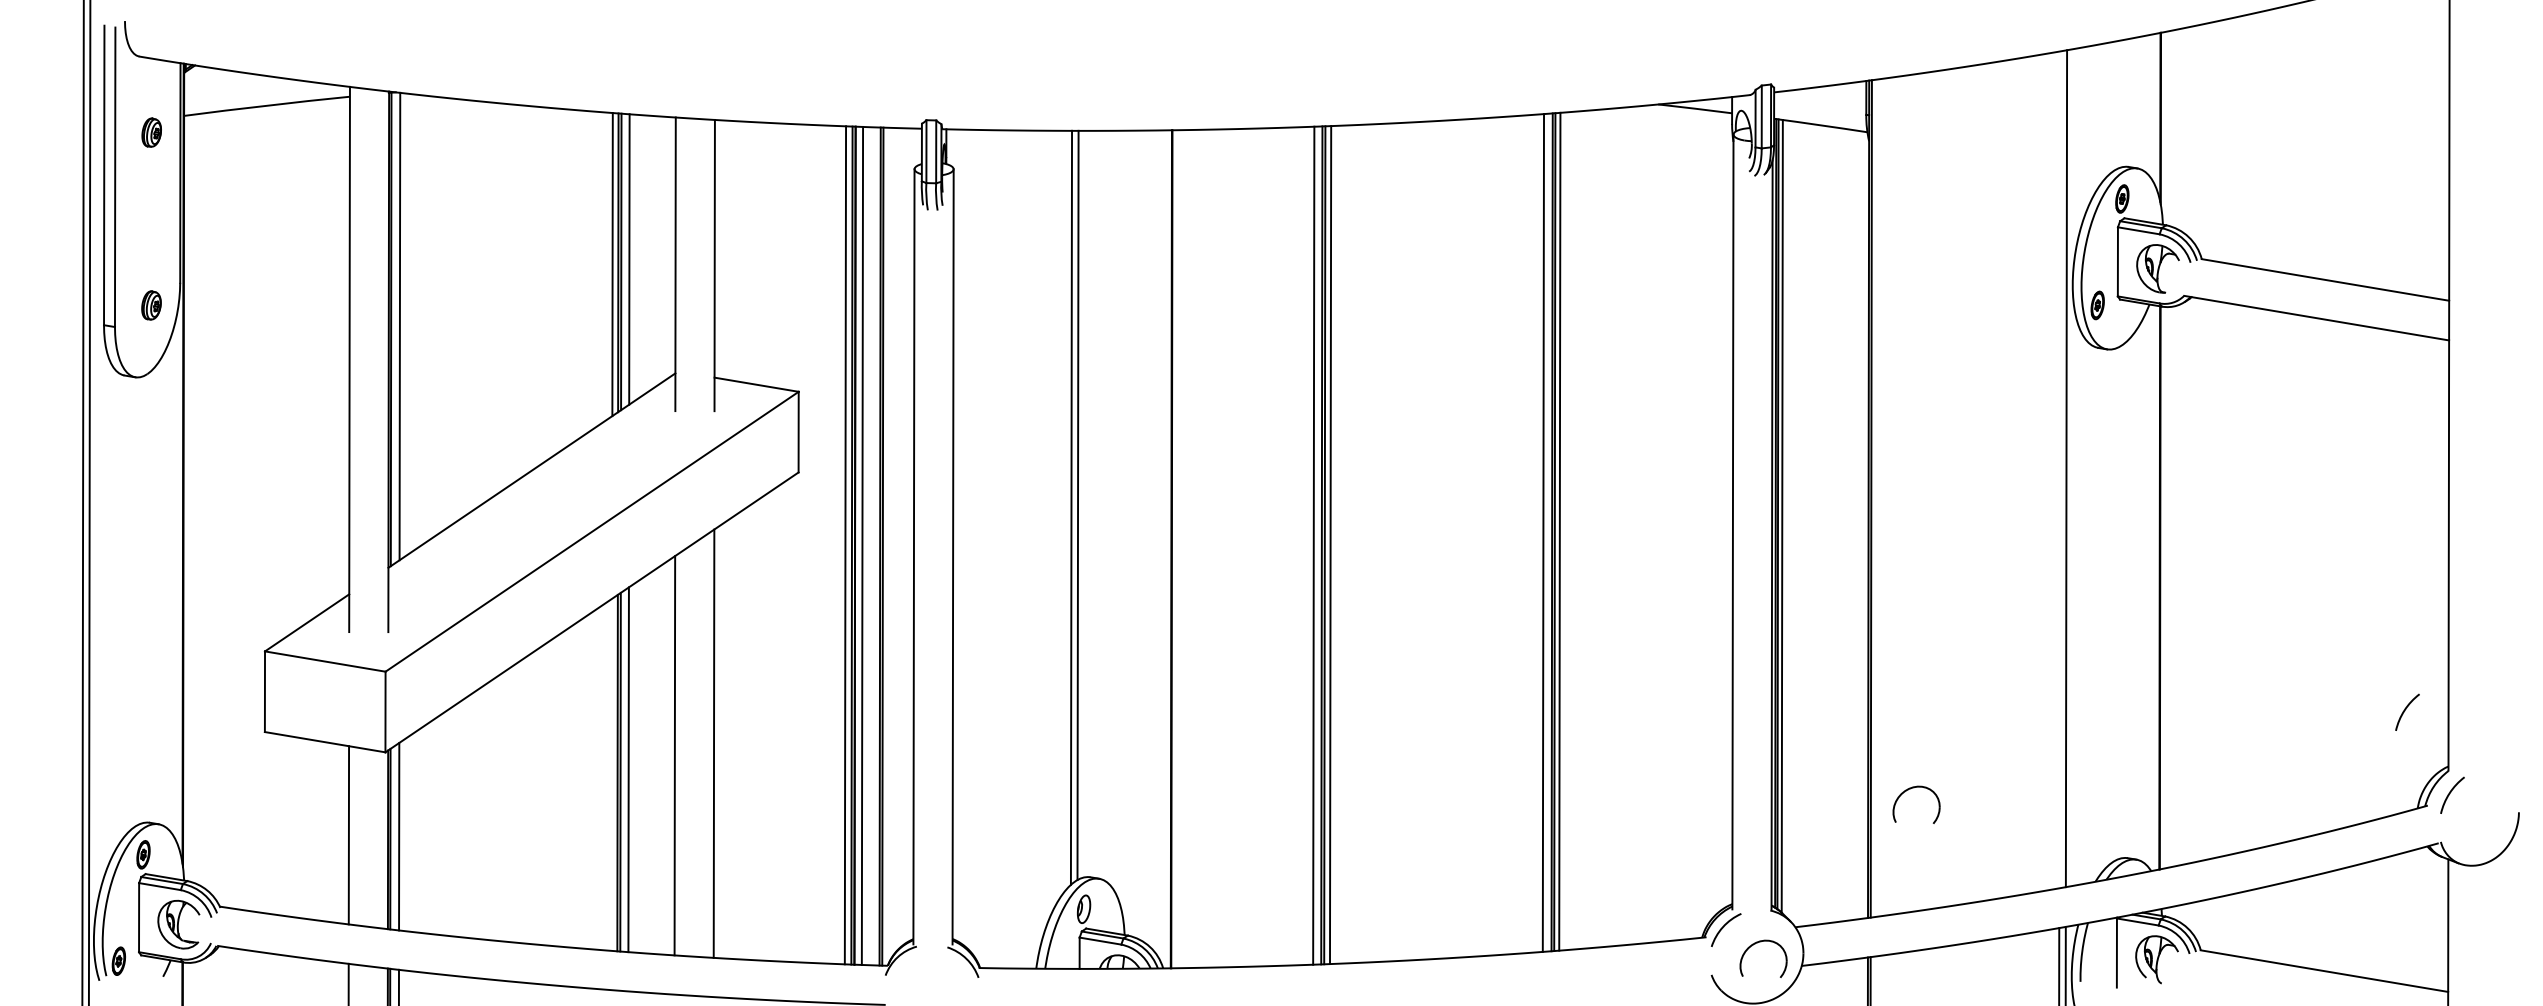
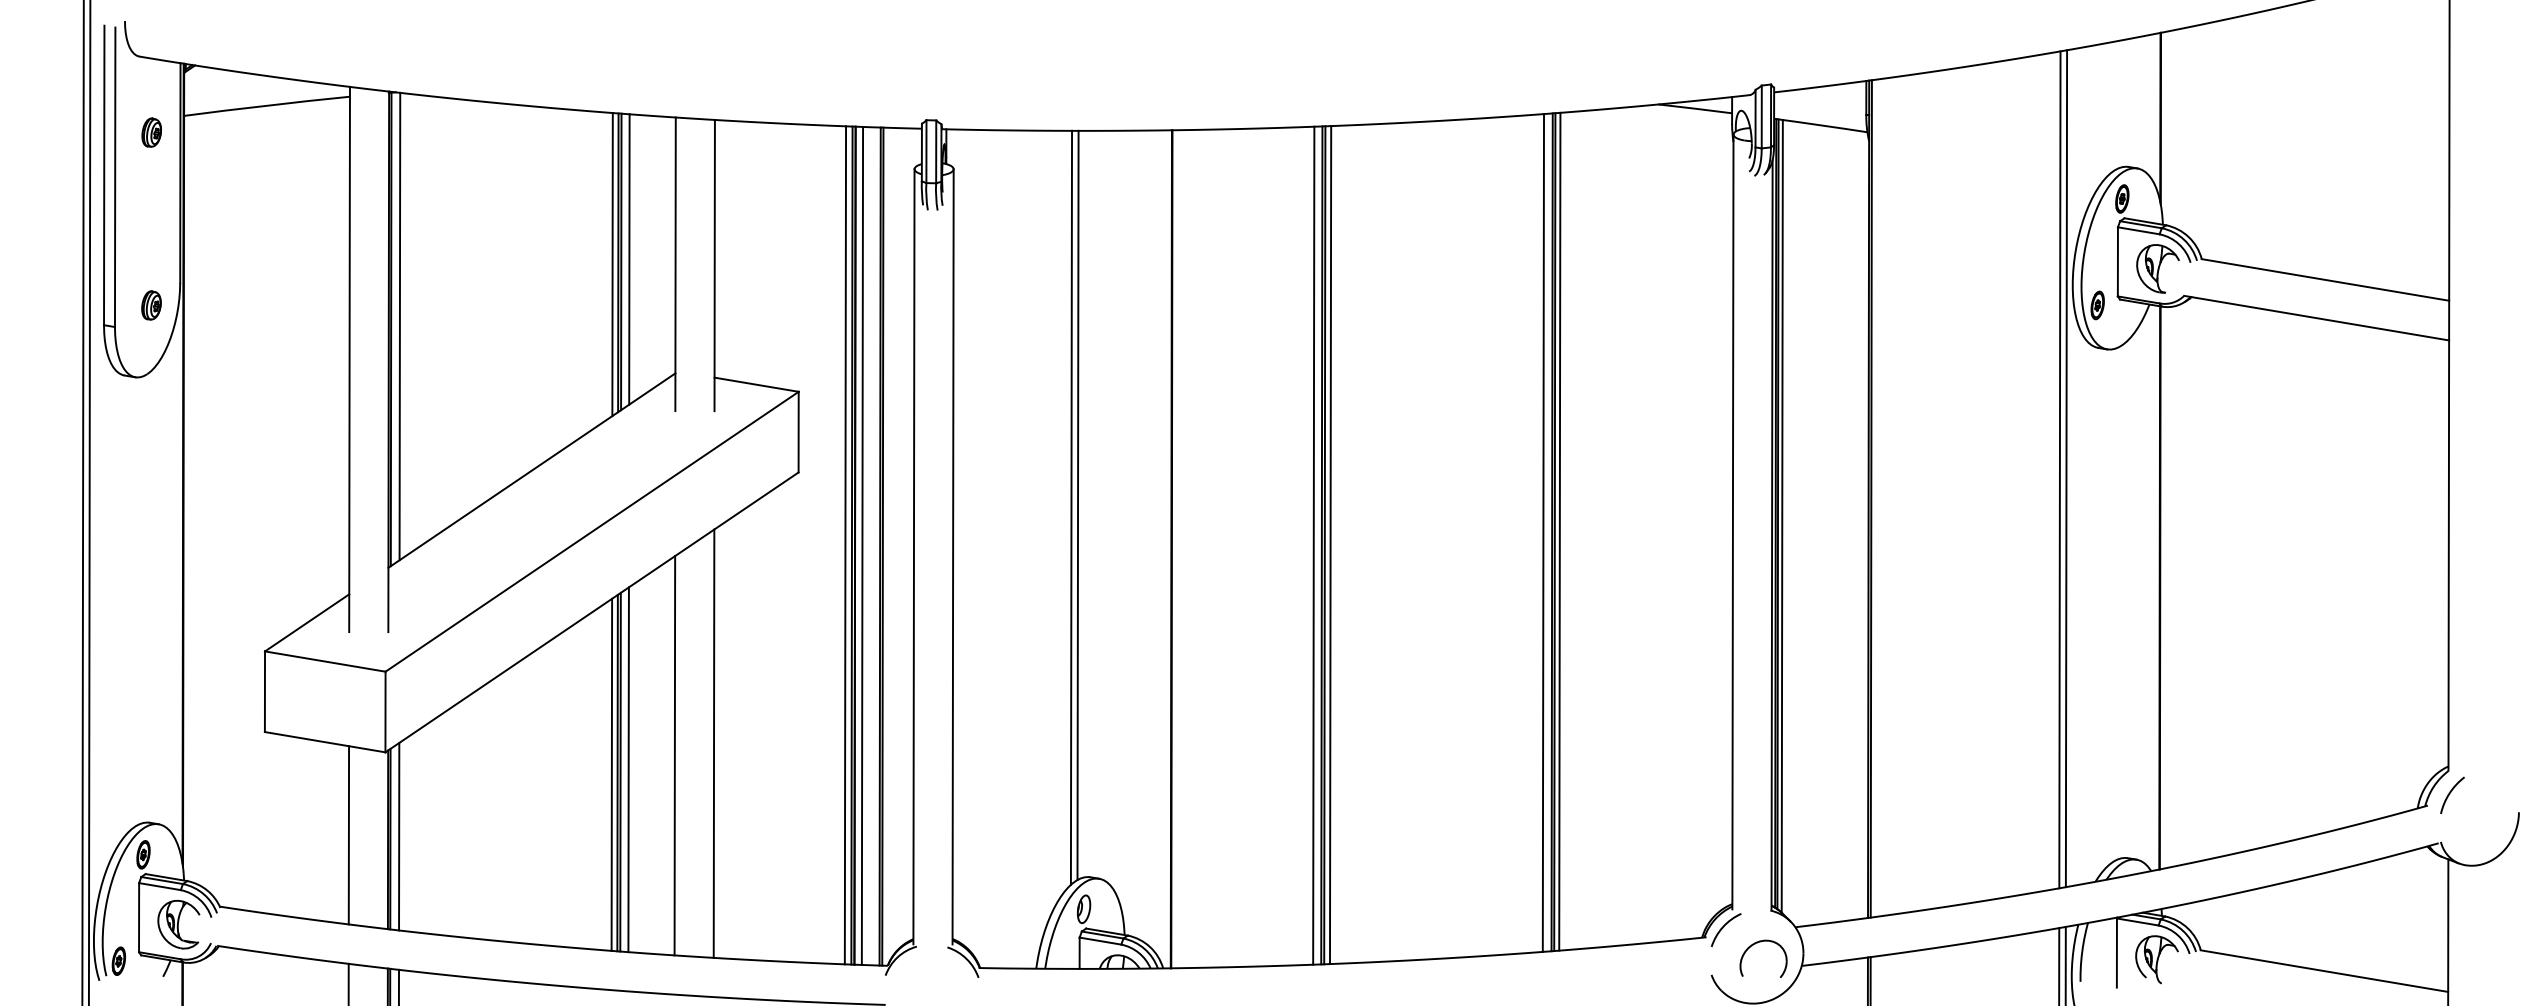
line: none -> present (2059, 469)
arc: present -> none (2406, 709)
line: none -> present (611, 774)
part: present -> none (1914, 788)
